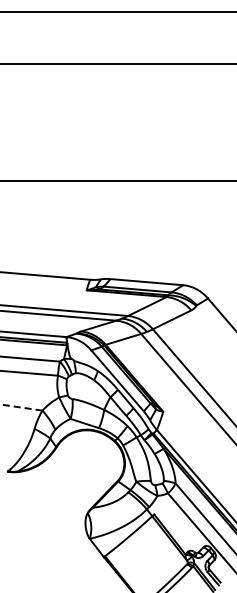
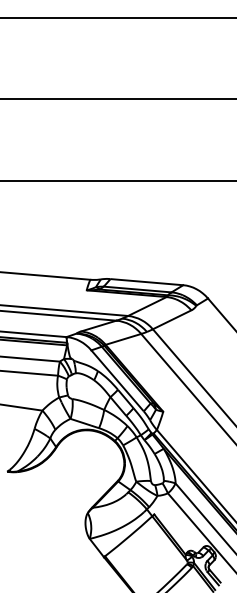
line position: (117, 11) -> (117, 17) (117, 17)
line position: (117, 64) -> (117, 99) (117, 99)
line: dashed -> solid (20, 407)
